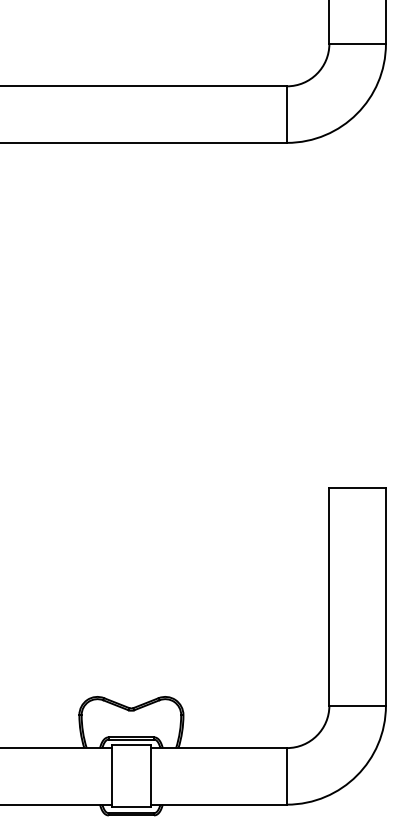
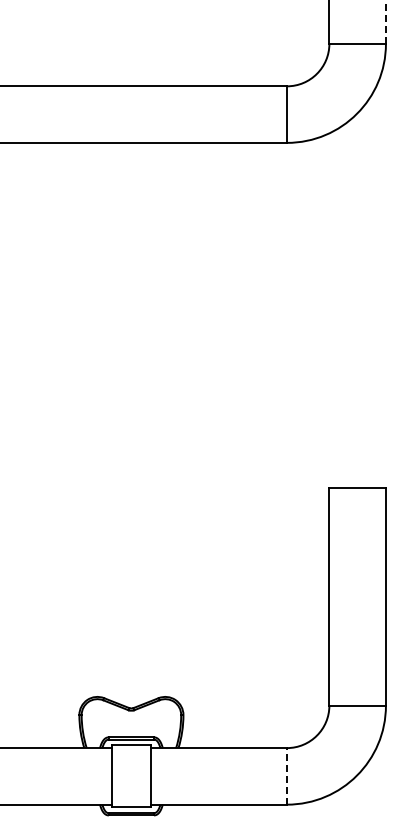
line: solid -> dashed (385, 22)
line: solid -> dashed (286, 775)
